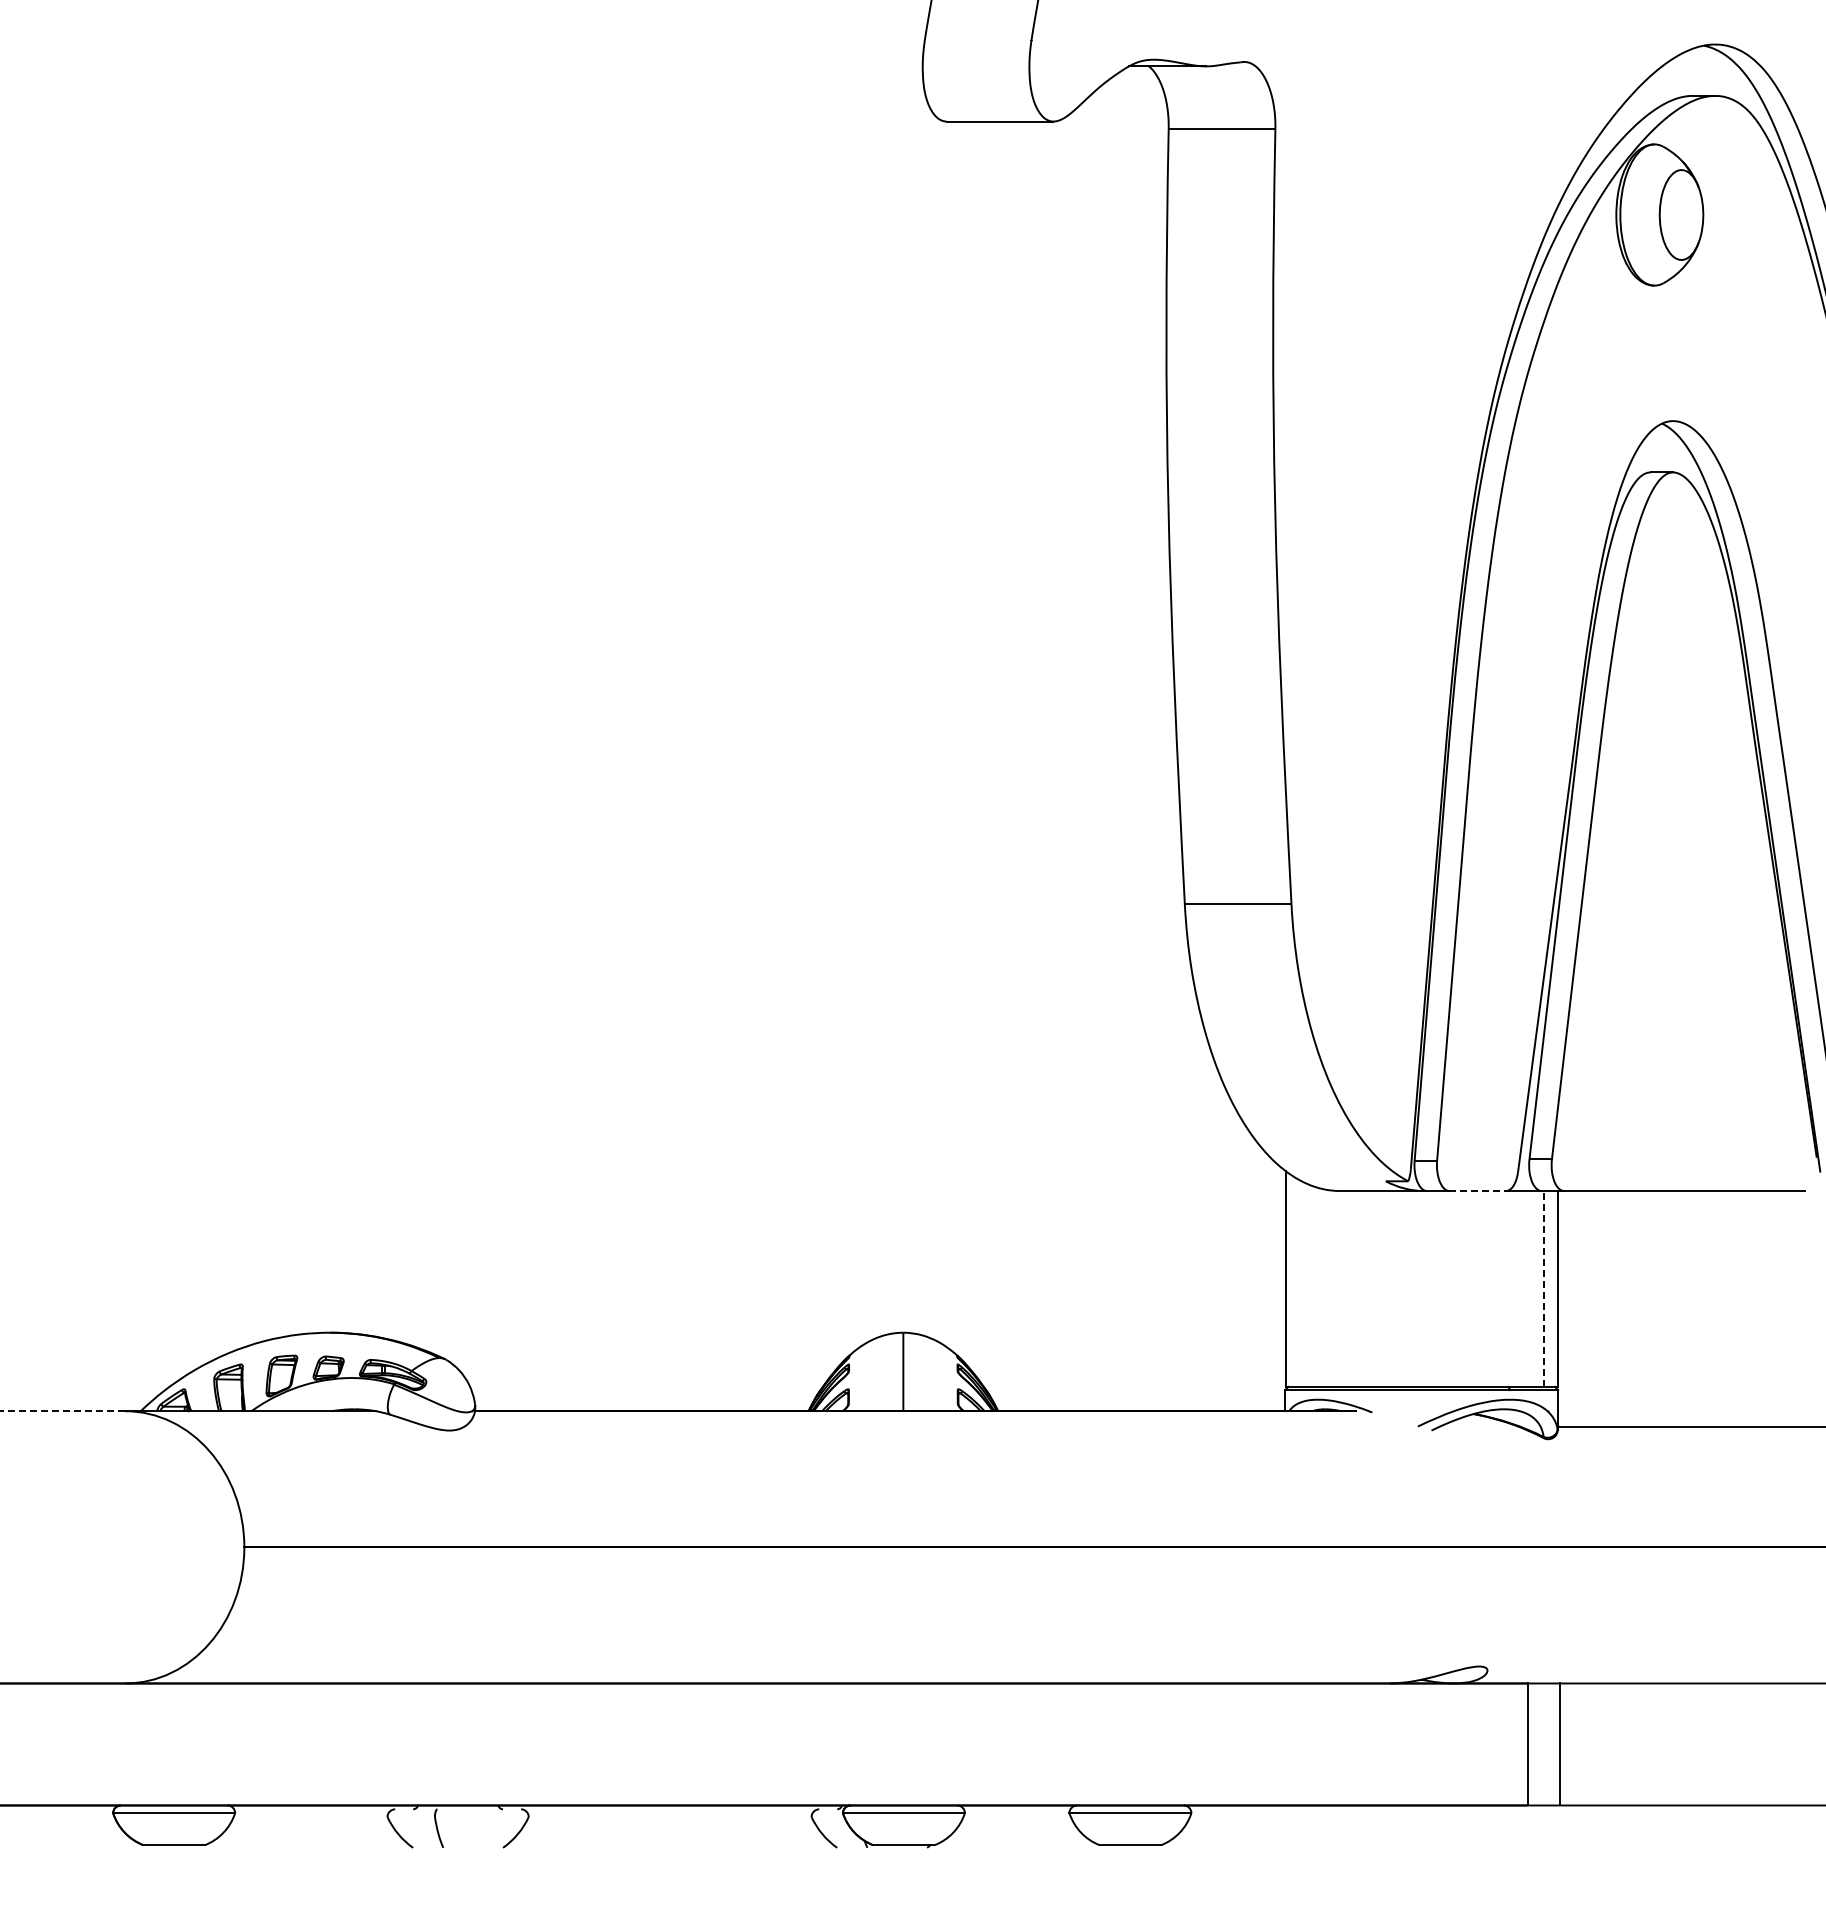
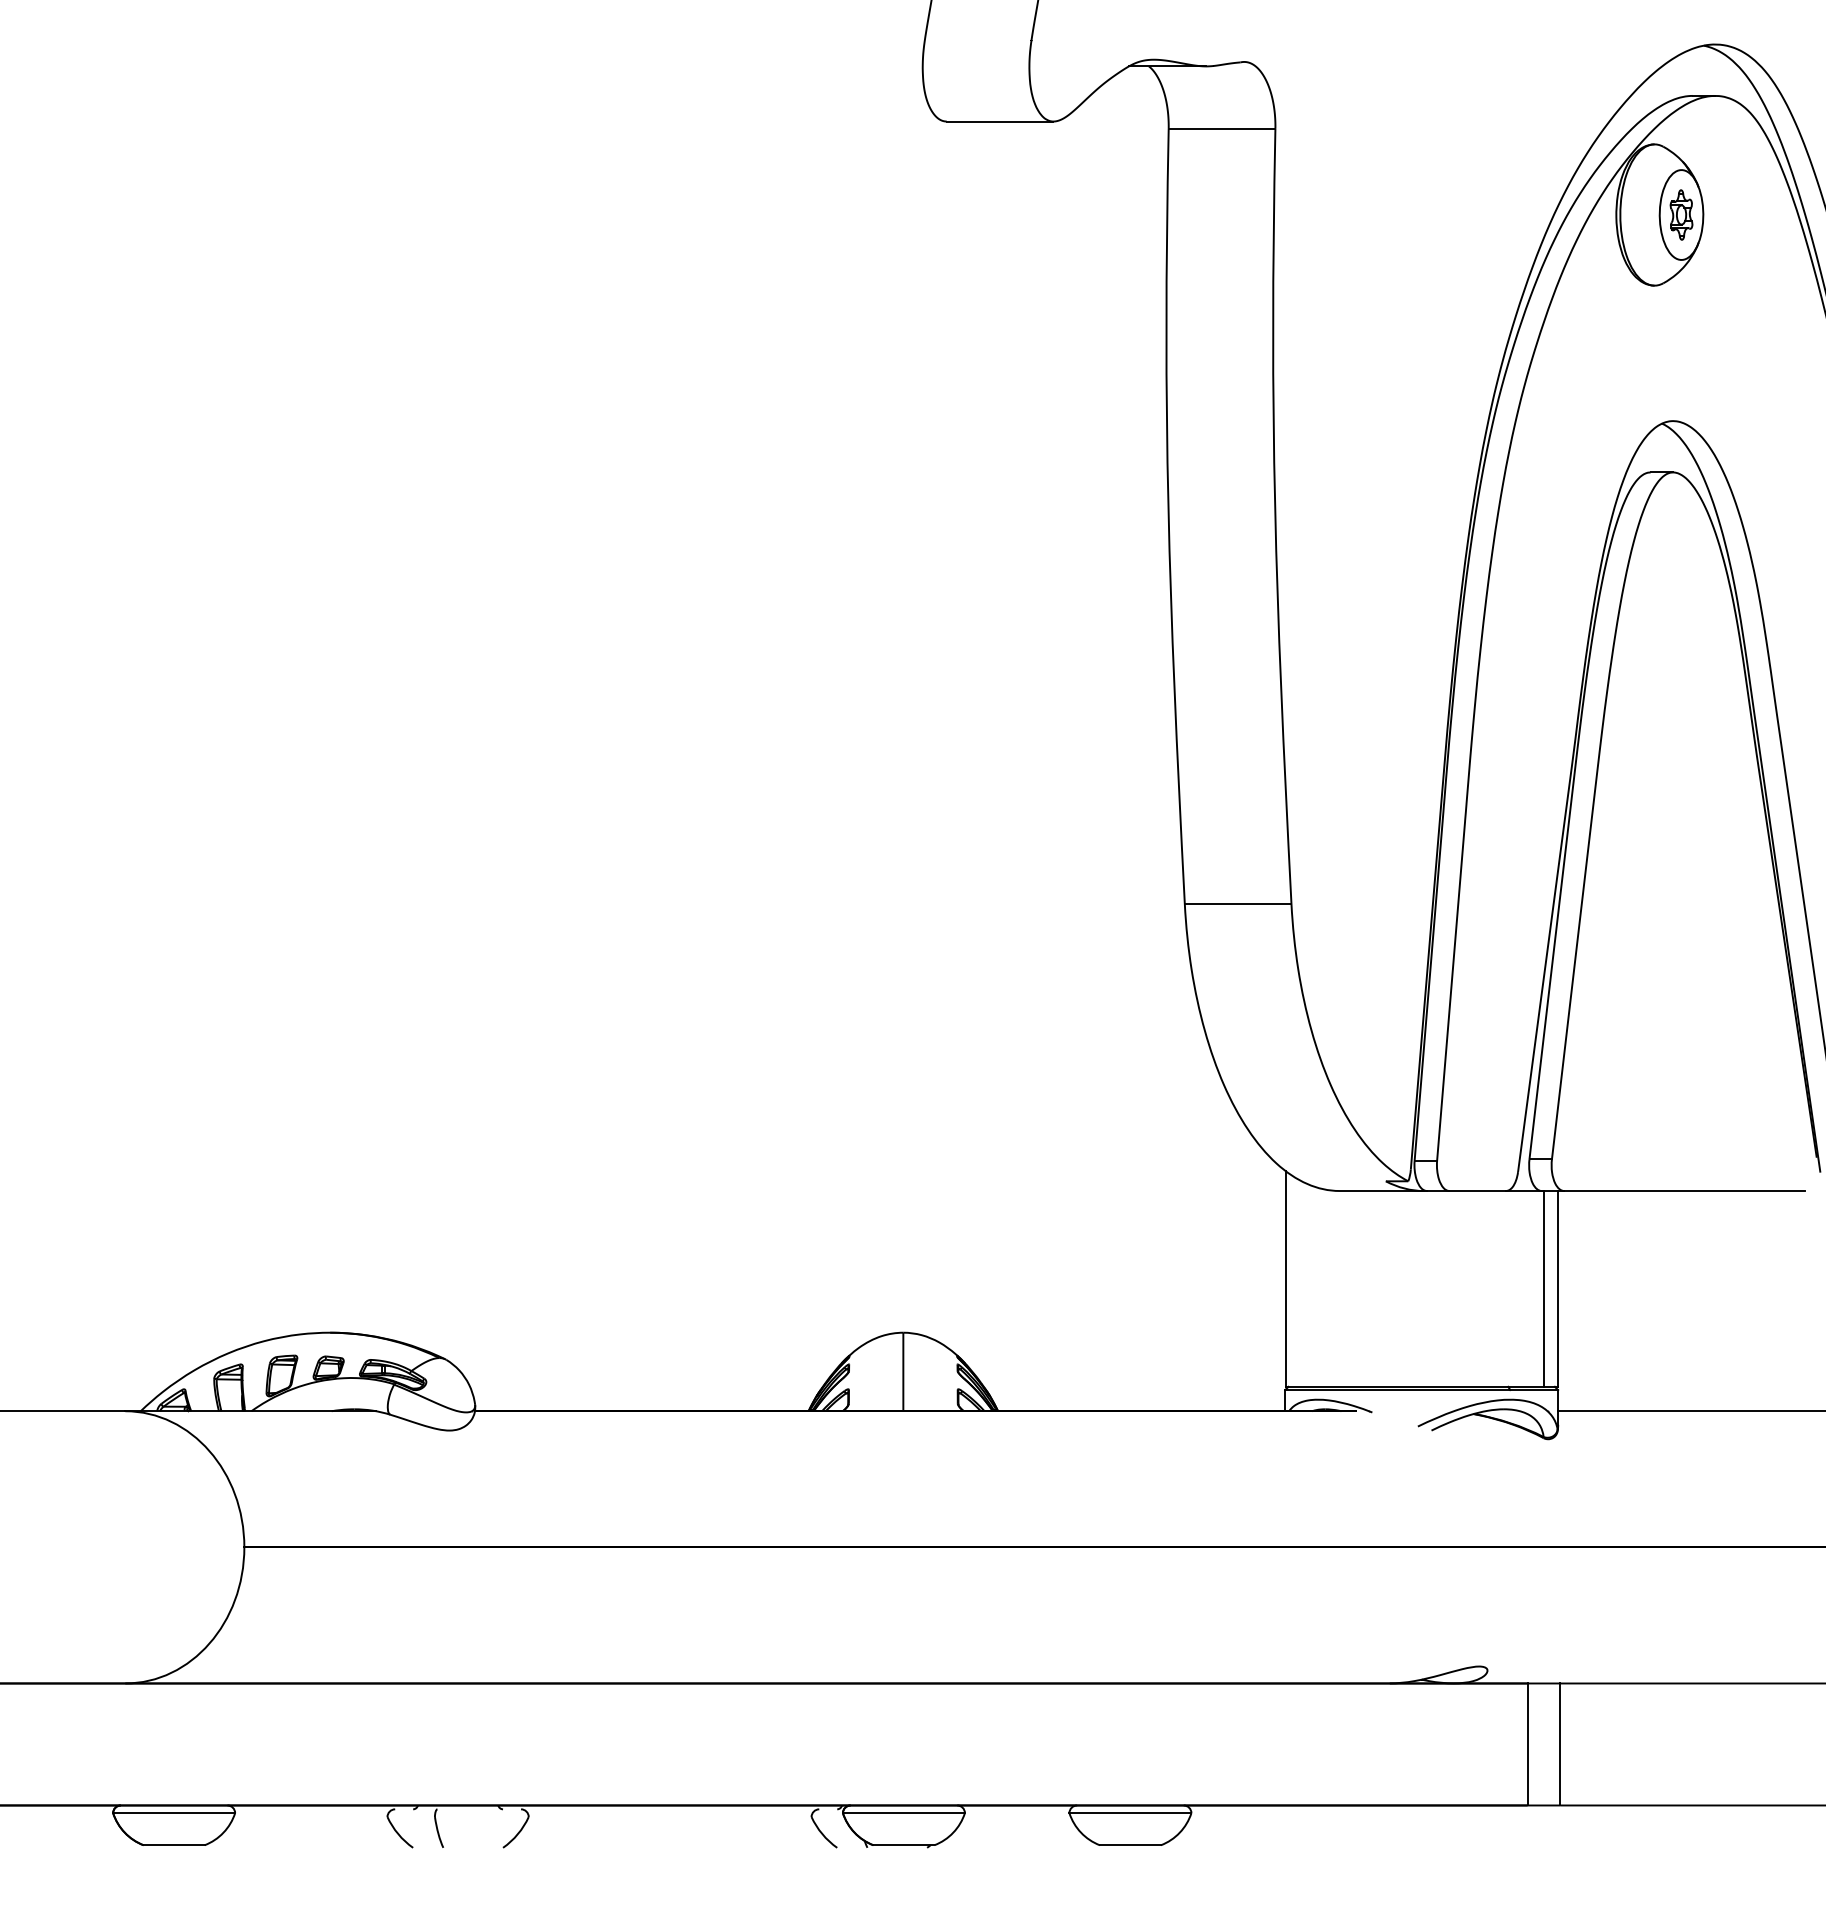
part: none -> present (1681, 214)
line: dashed -> solid (1478, 1191)
line: dashed -> solid (1543, 1288)
line: dashed -> solid (62, 1411)
line position: (1690, 1427) -> (1690, 1411) (1690, 1411)
